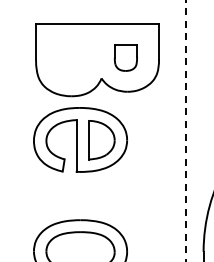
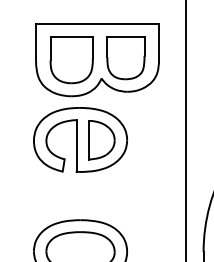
part size: 24x28 px -> 40x45 px (125, 58)
part: none -> present (71, 60)
line: dashed -> solid (186, 130)
